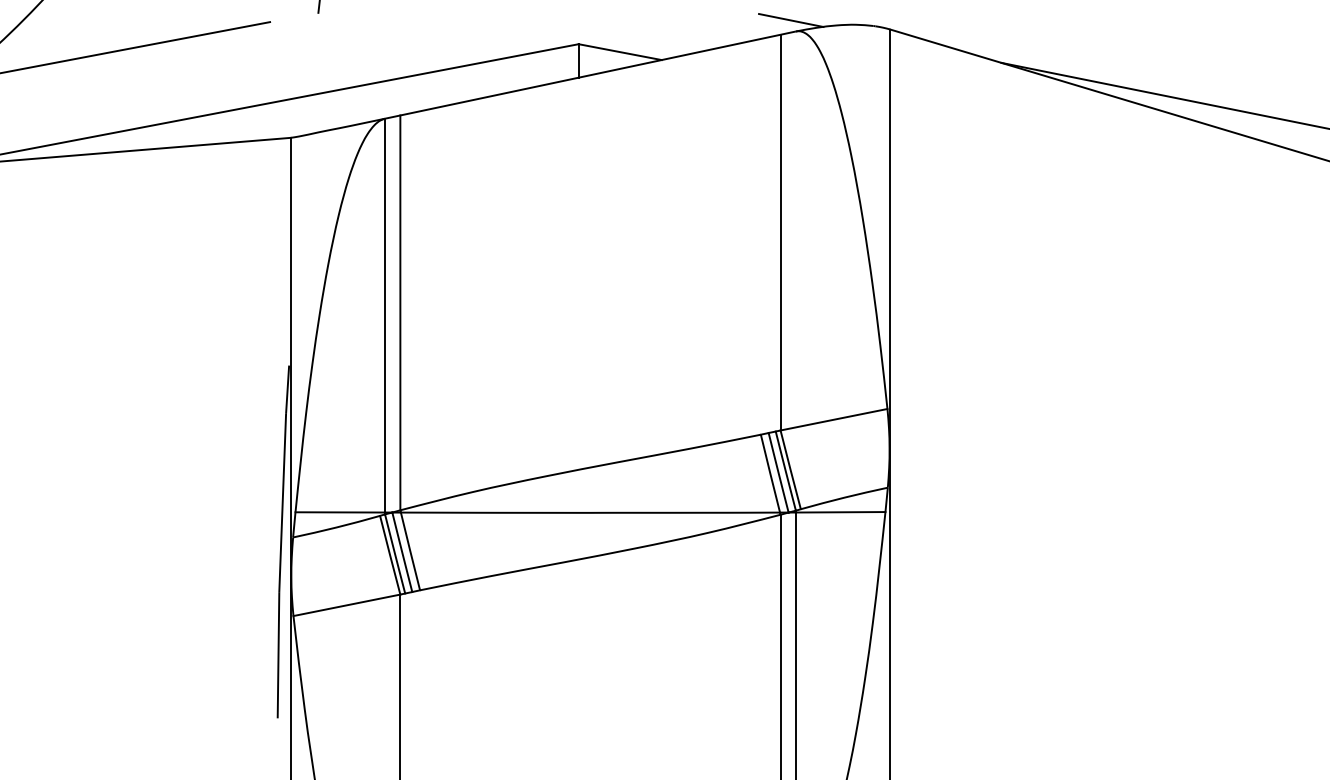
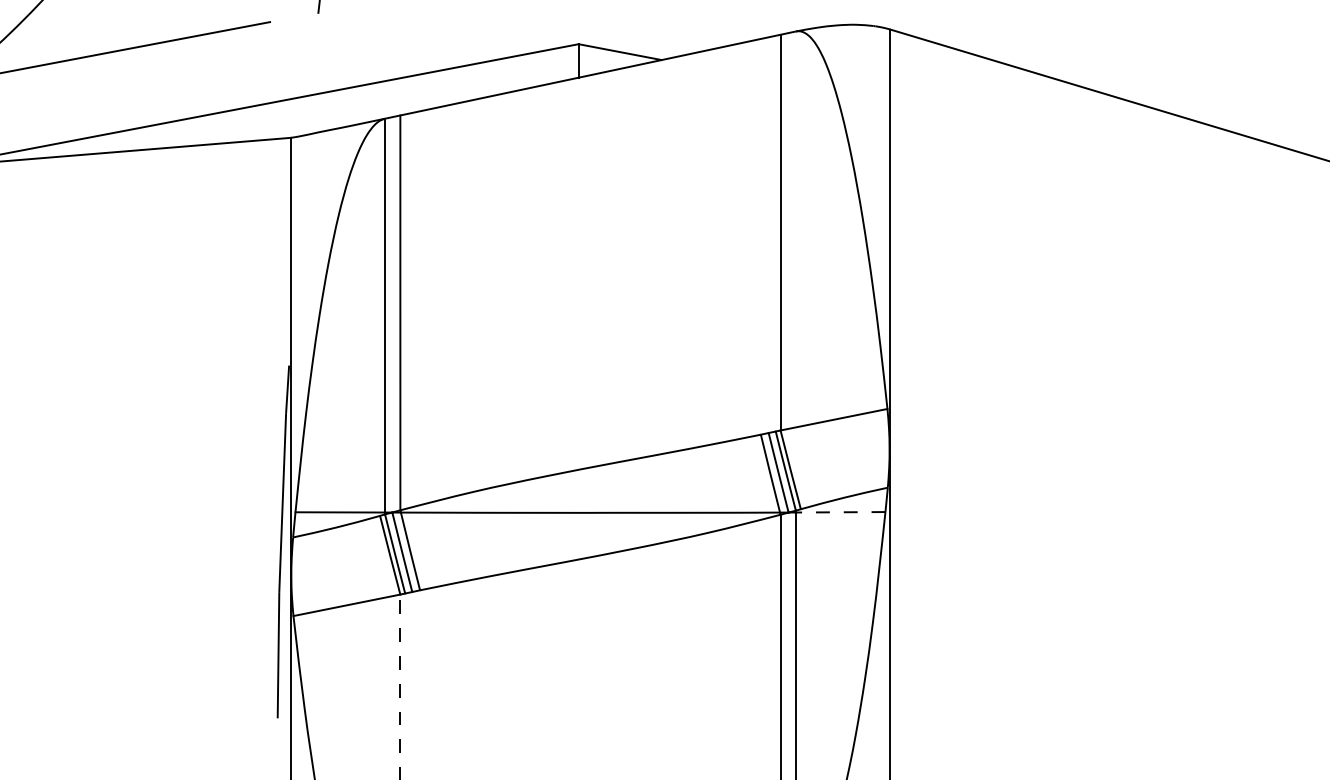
line: present -> none (791, 20)
line: present -> none (1163, 95)
line: solid -> dashed (840, 512)
line: solid -> dashed (400, 686)
